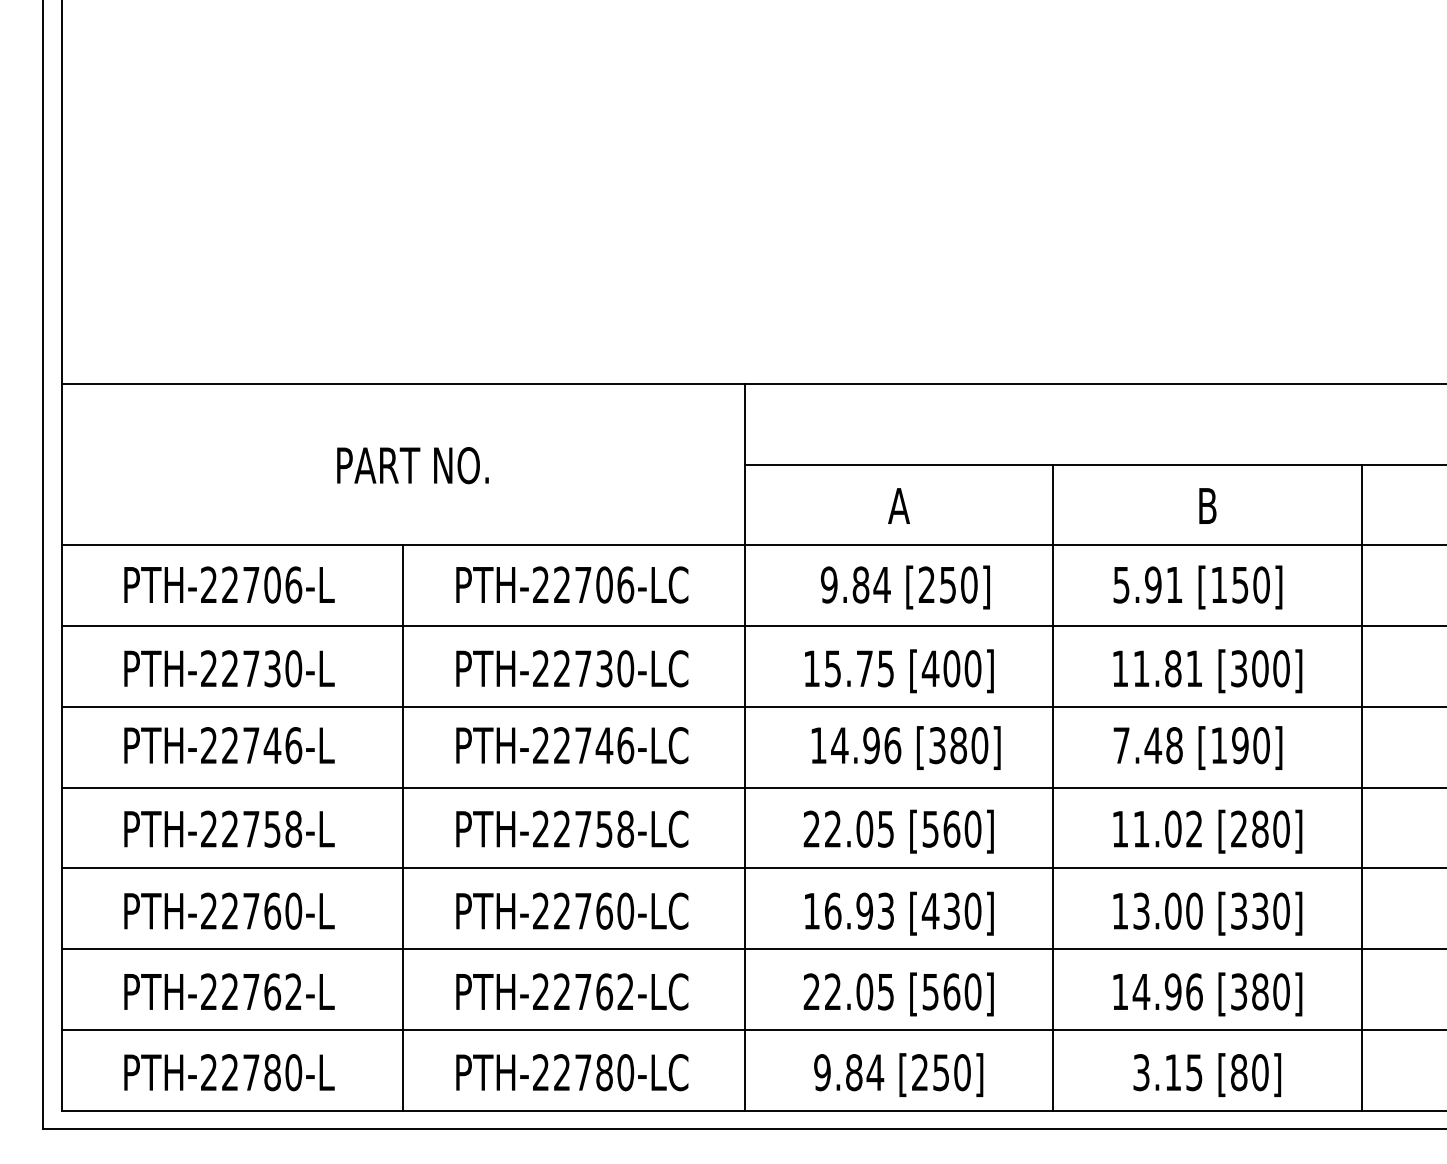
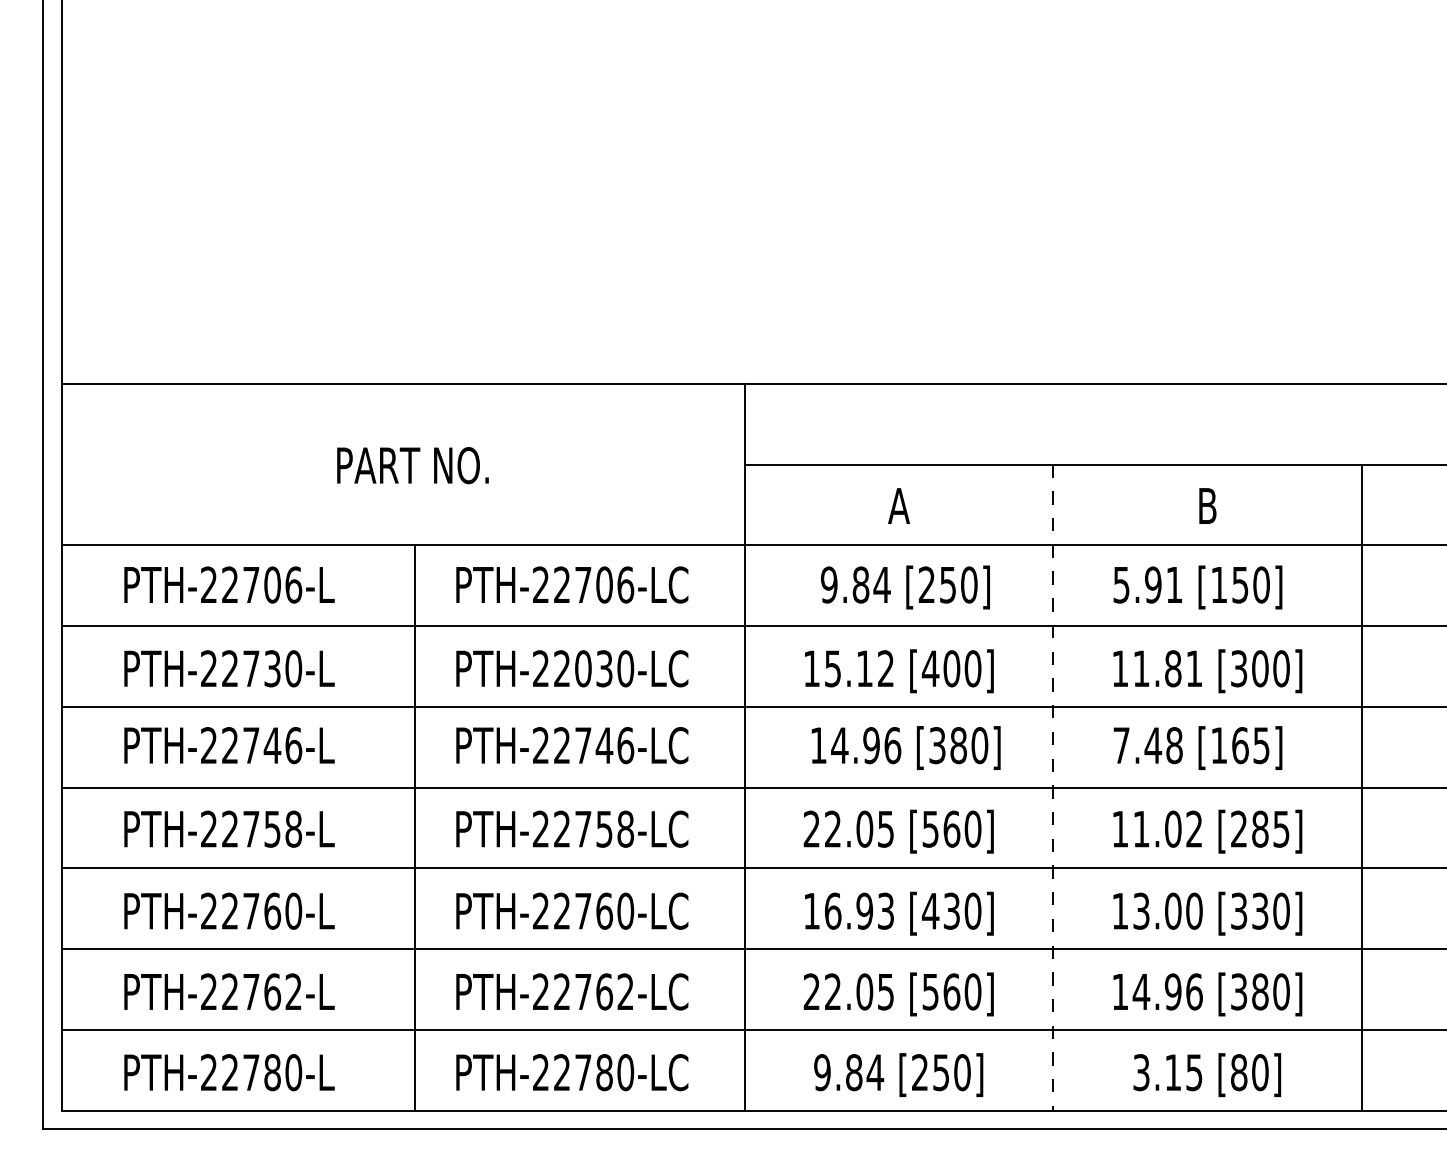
text: PTH-22730-LC -> PTH-22030-LC (583, 668)
text: 15.75 -> 15.12 (875, 668)
text: [190] -> [165] (1250, 745)
line: solid -> dashed (1053, 788)
line position: (403, 827) -> (415, 827) (415, 827)
text: [280] -> [285] (1281, 828)
